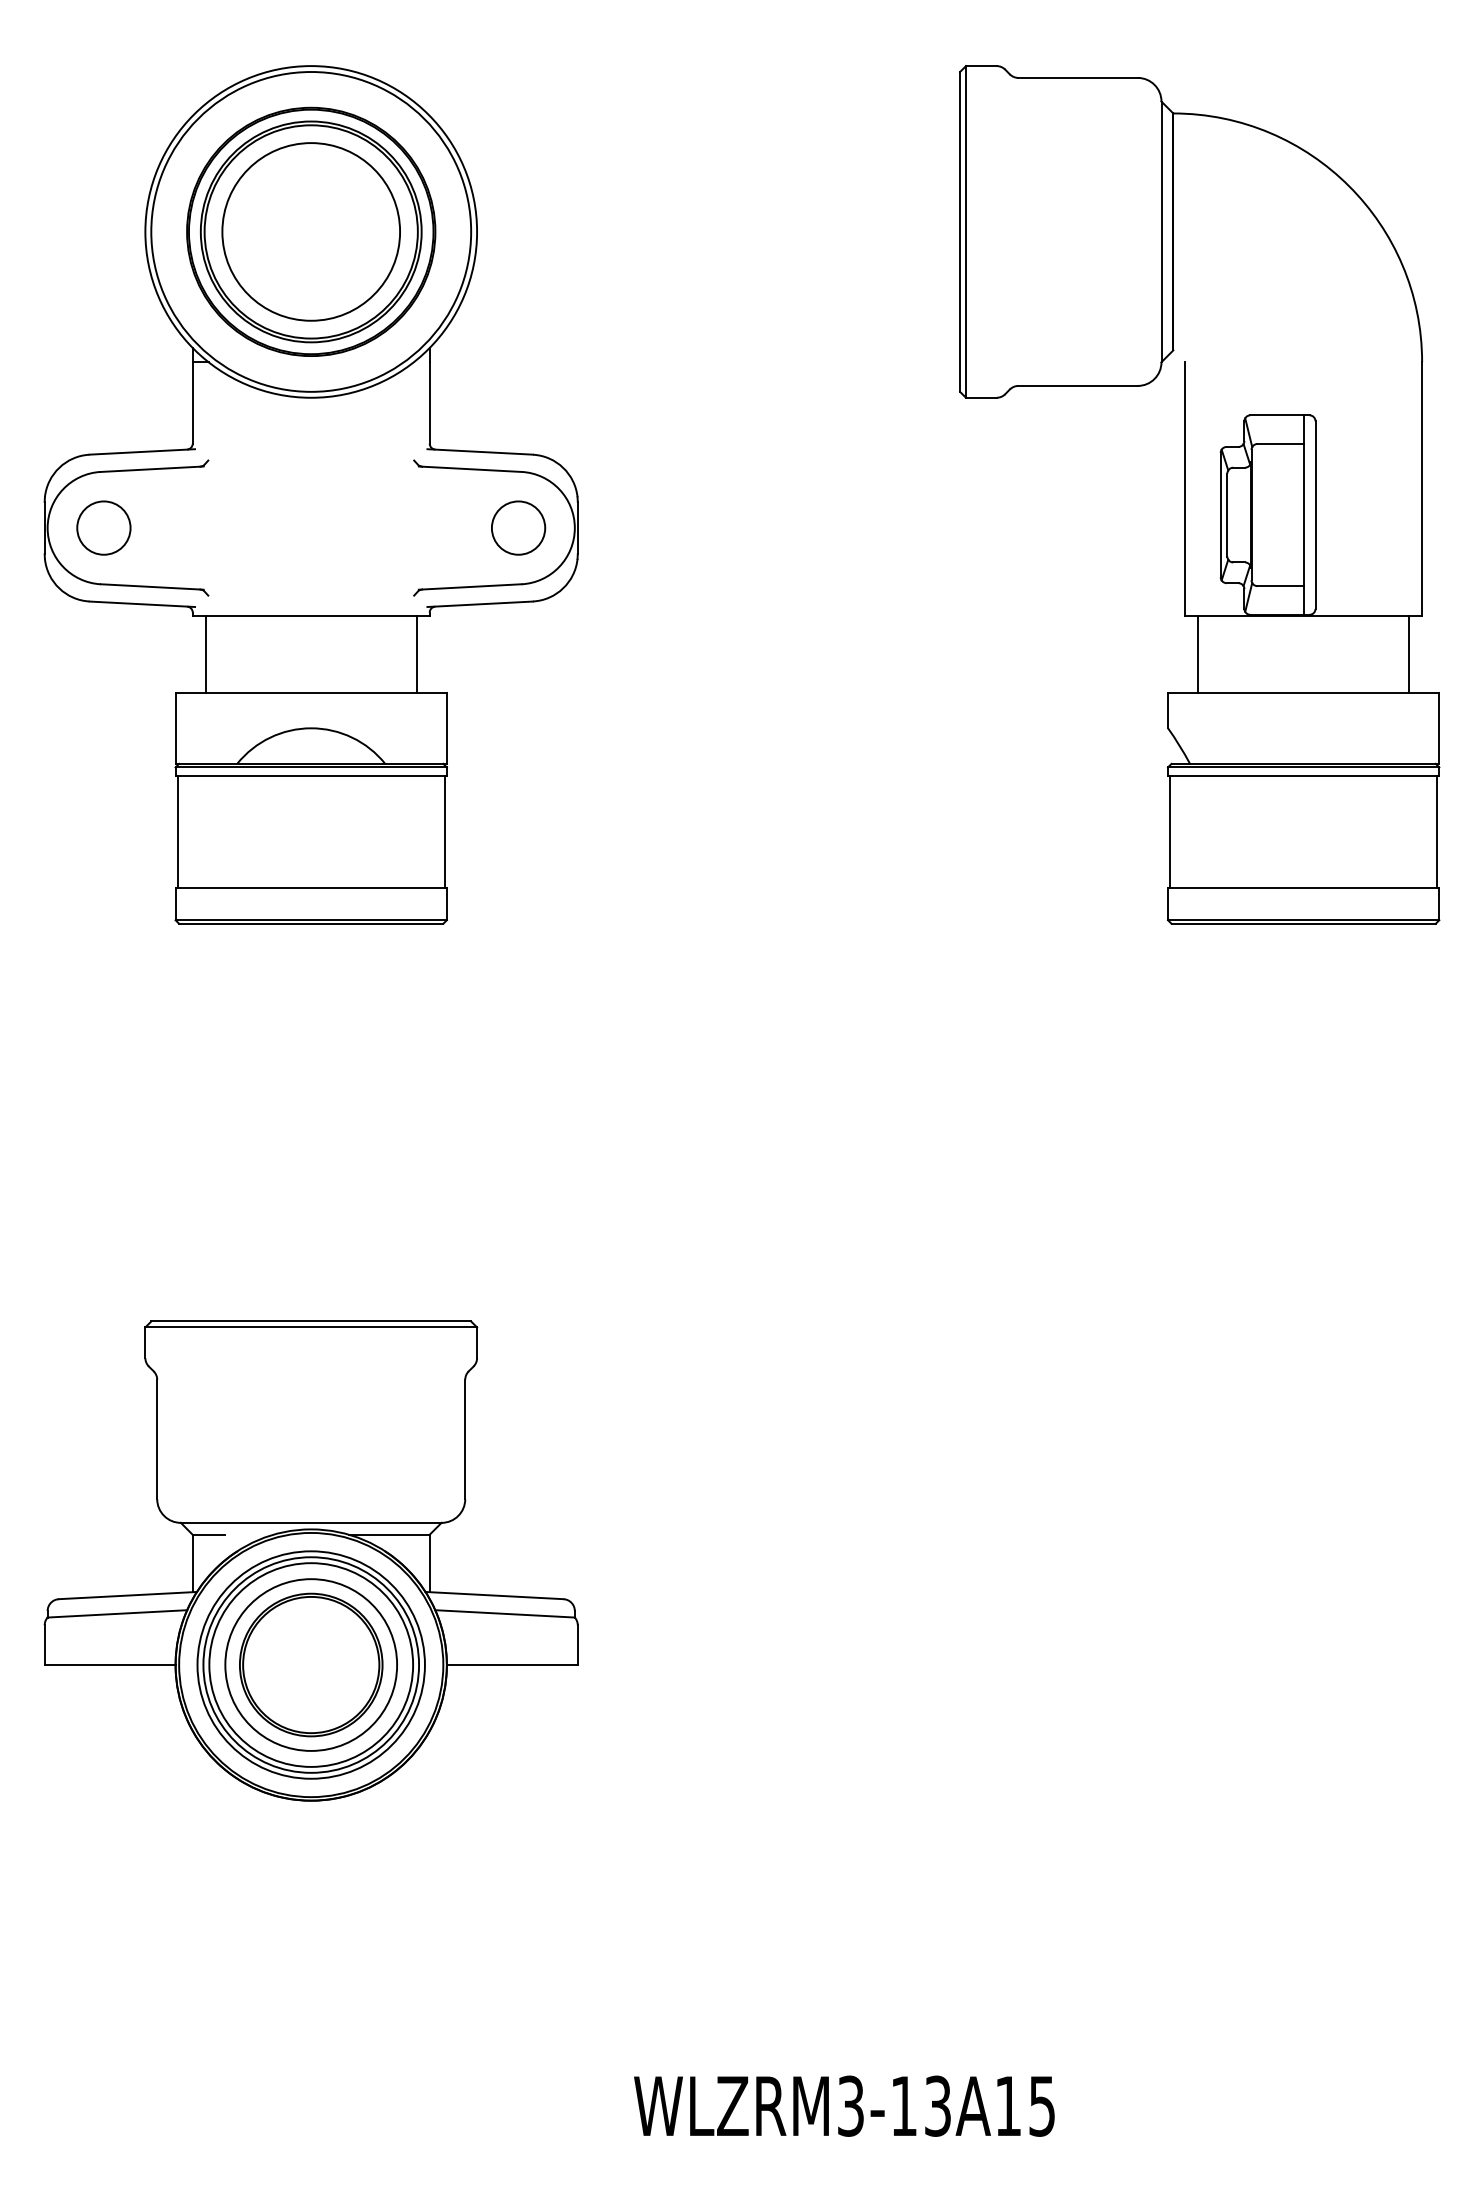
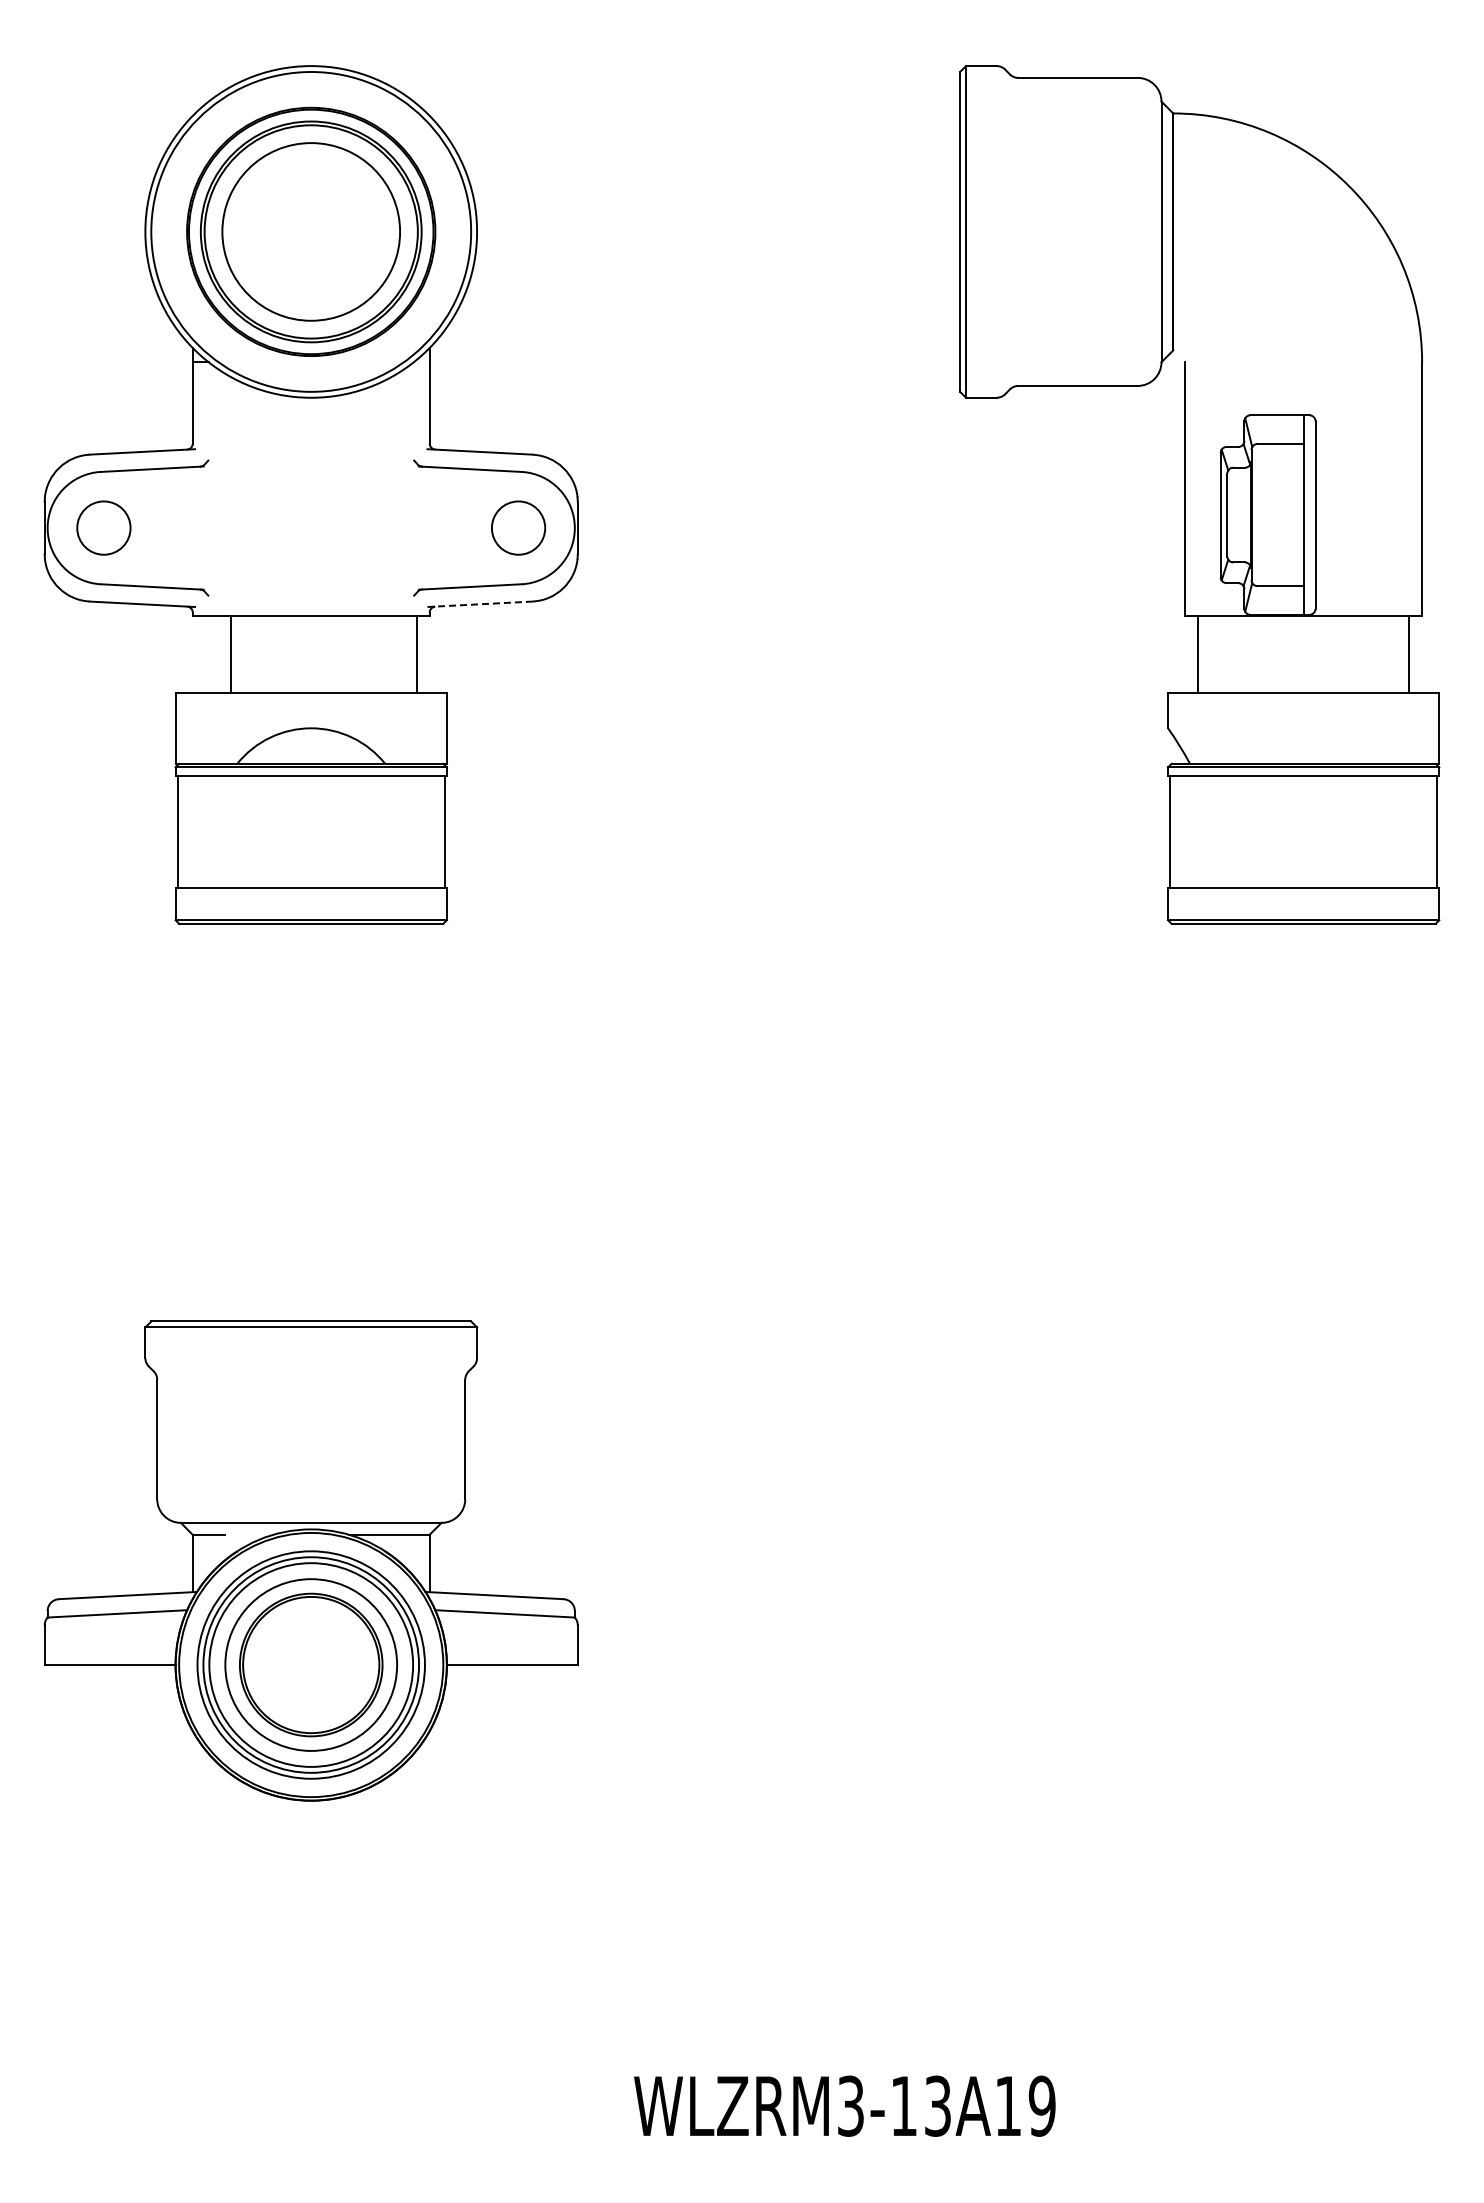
line: solid -> dashed (480, 604)
line position: (205, 653) -> (230, 653) (230, 653)
text: WLZRM3-13A15 -> WLZRM3-13A19 (1041, 2105)
